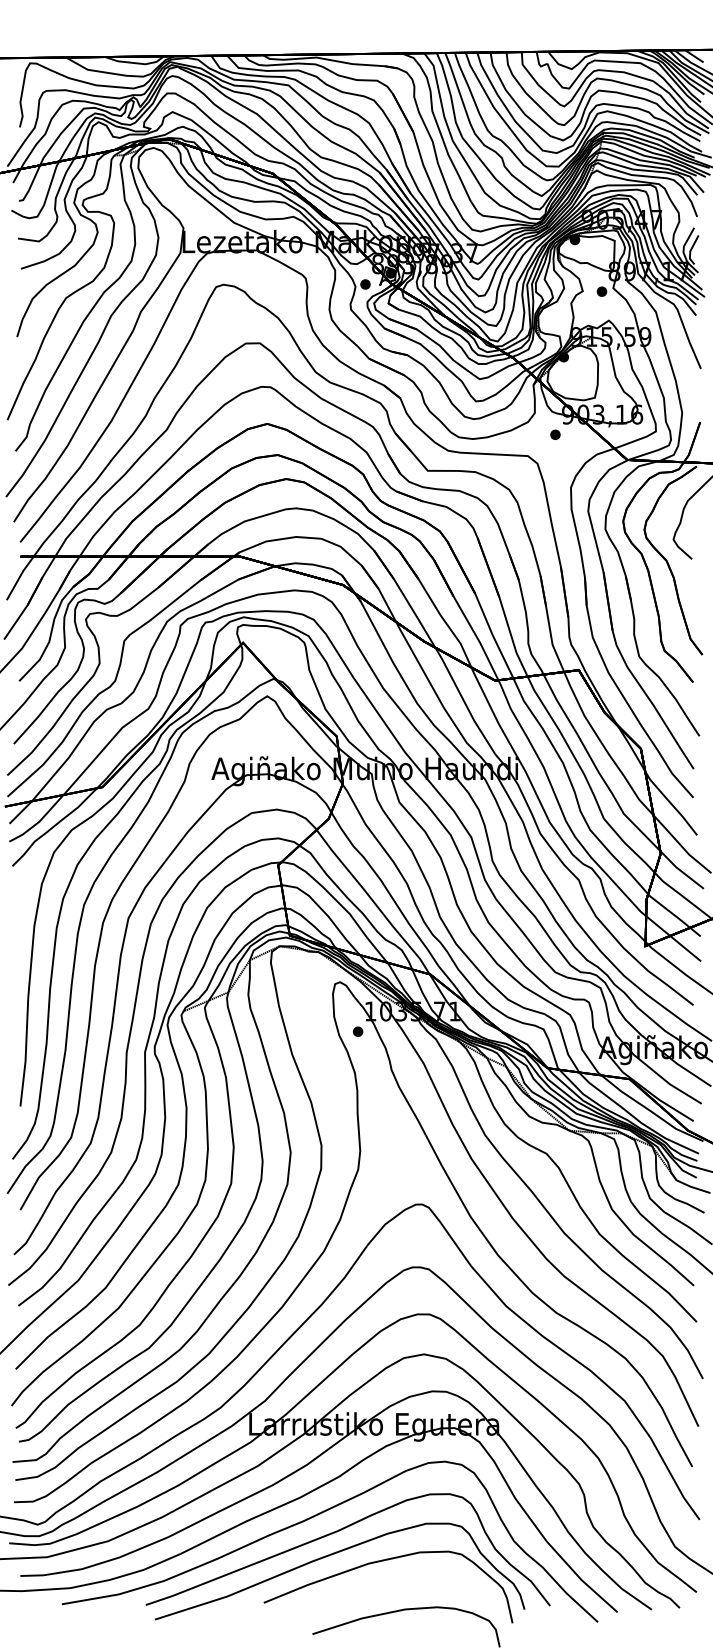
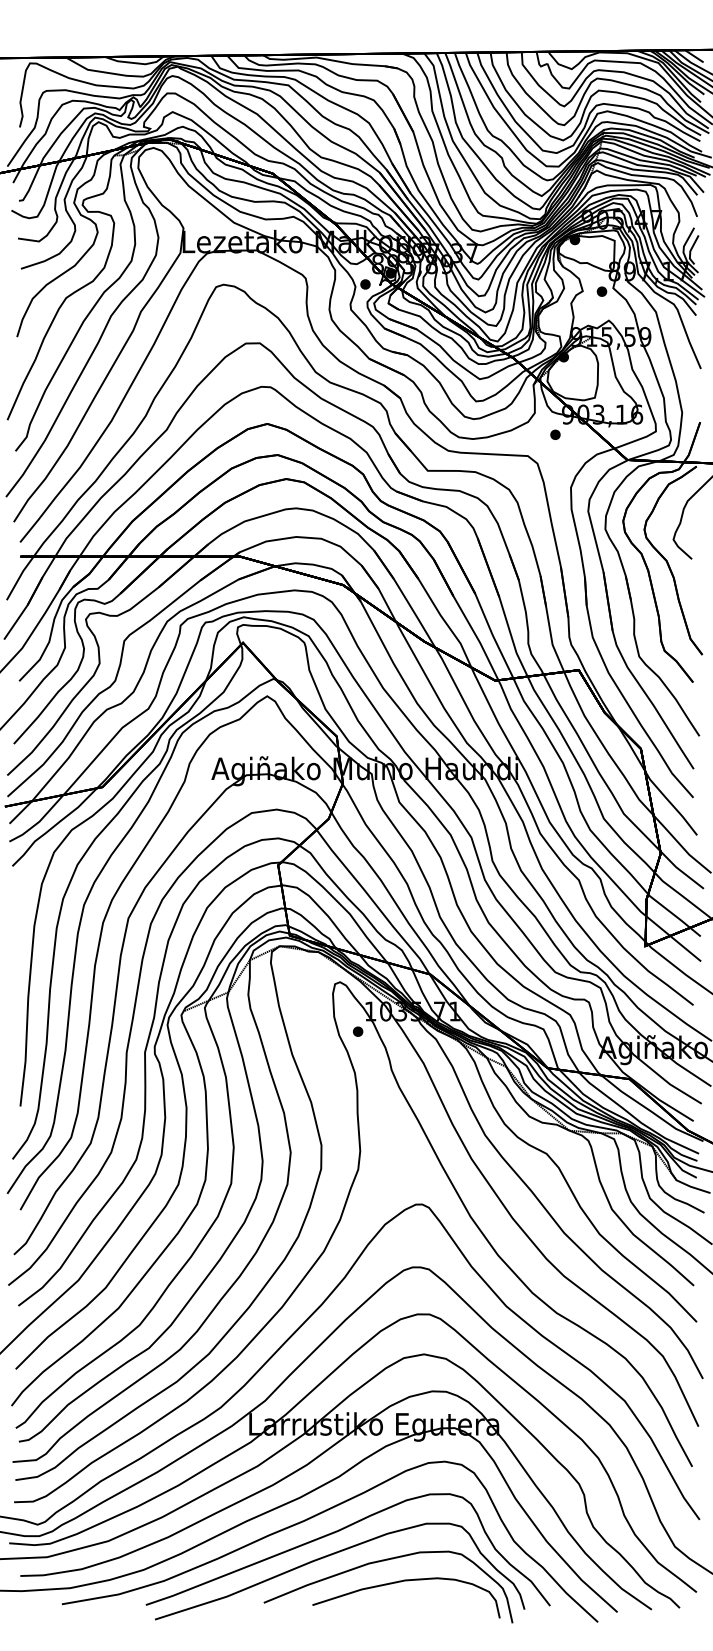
part position: (401, 1611) -> (401, 1582) (401, 1582)
